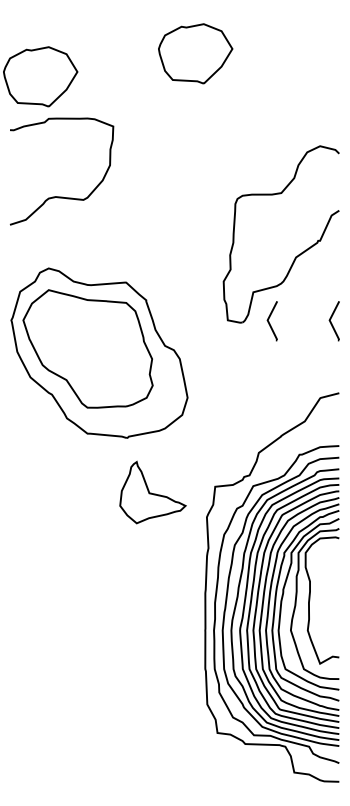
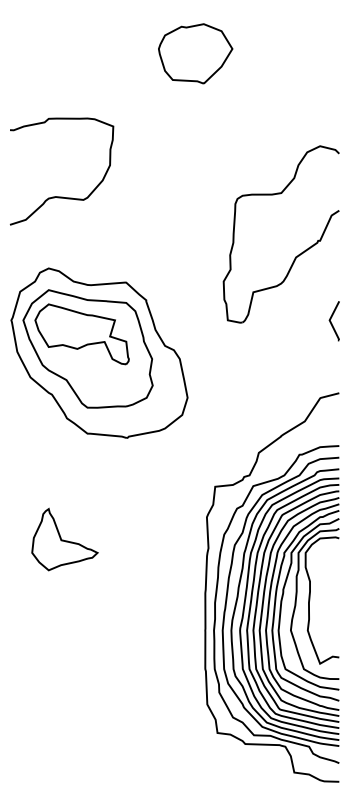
part: present -> none (40, 76)
line: present -> none (269, 321)
part: none -> present (81, 334)
part position: (152, 492) -> (64, 539) (64, 539)
